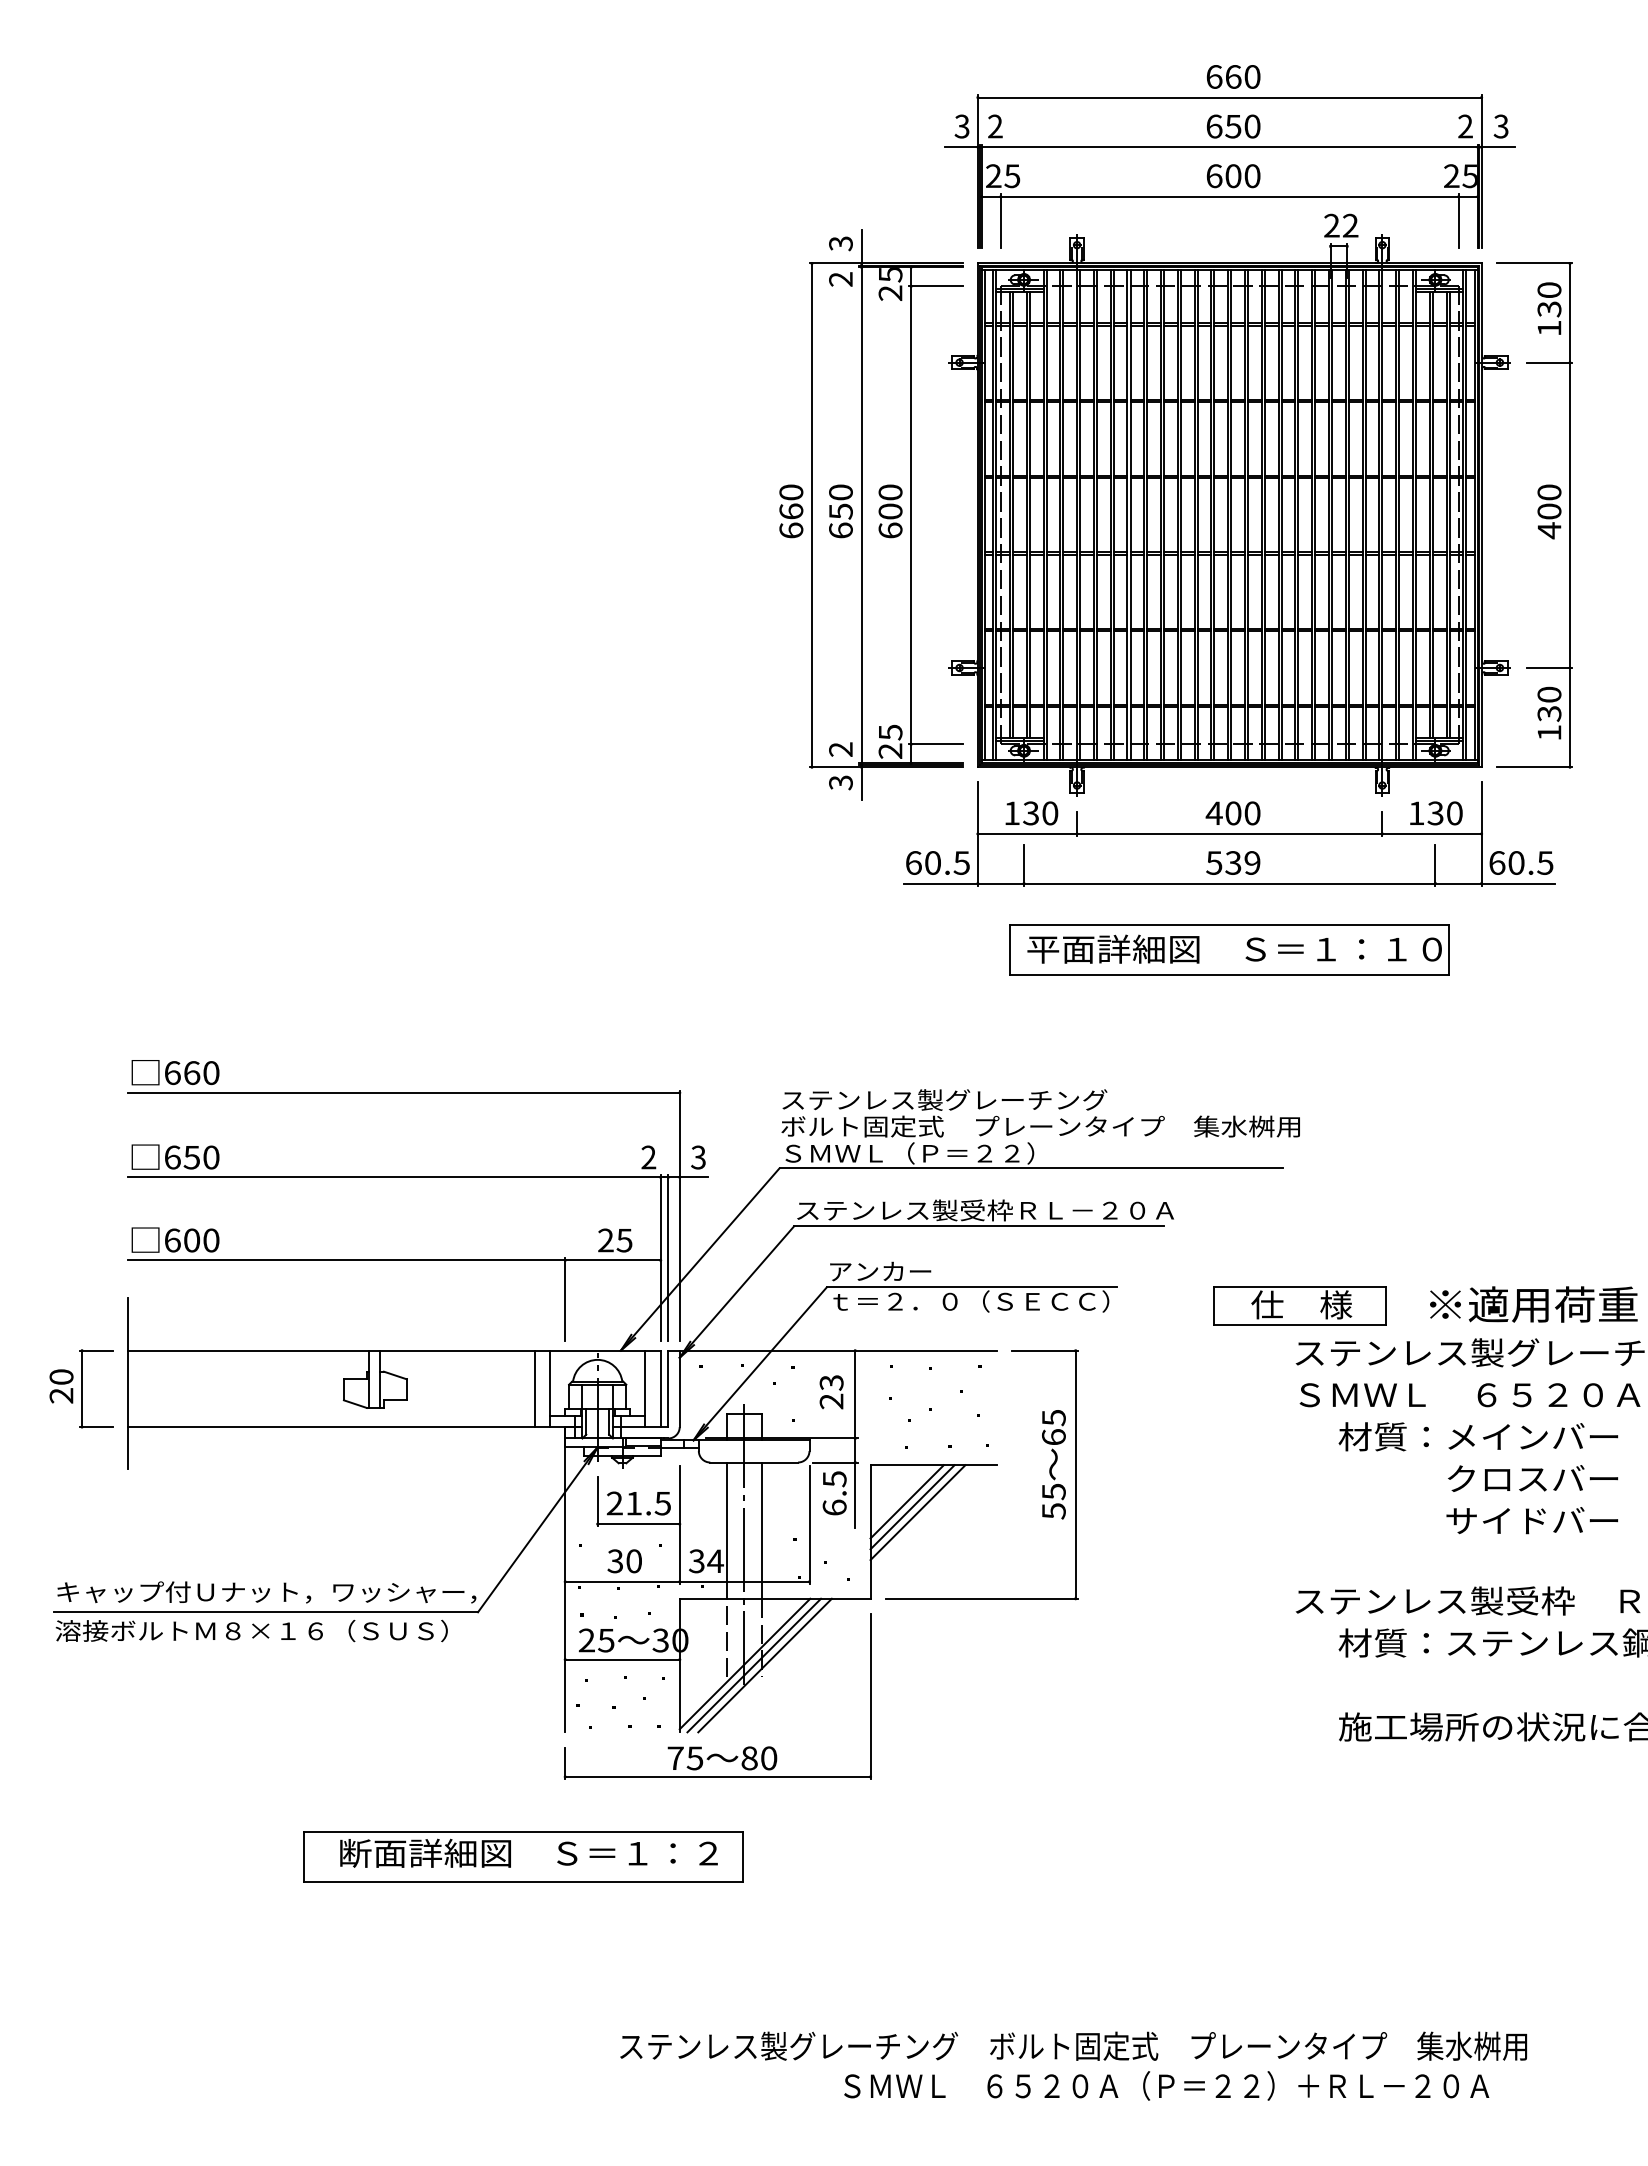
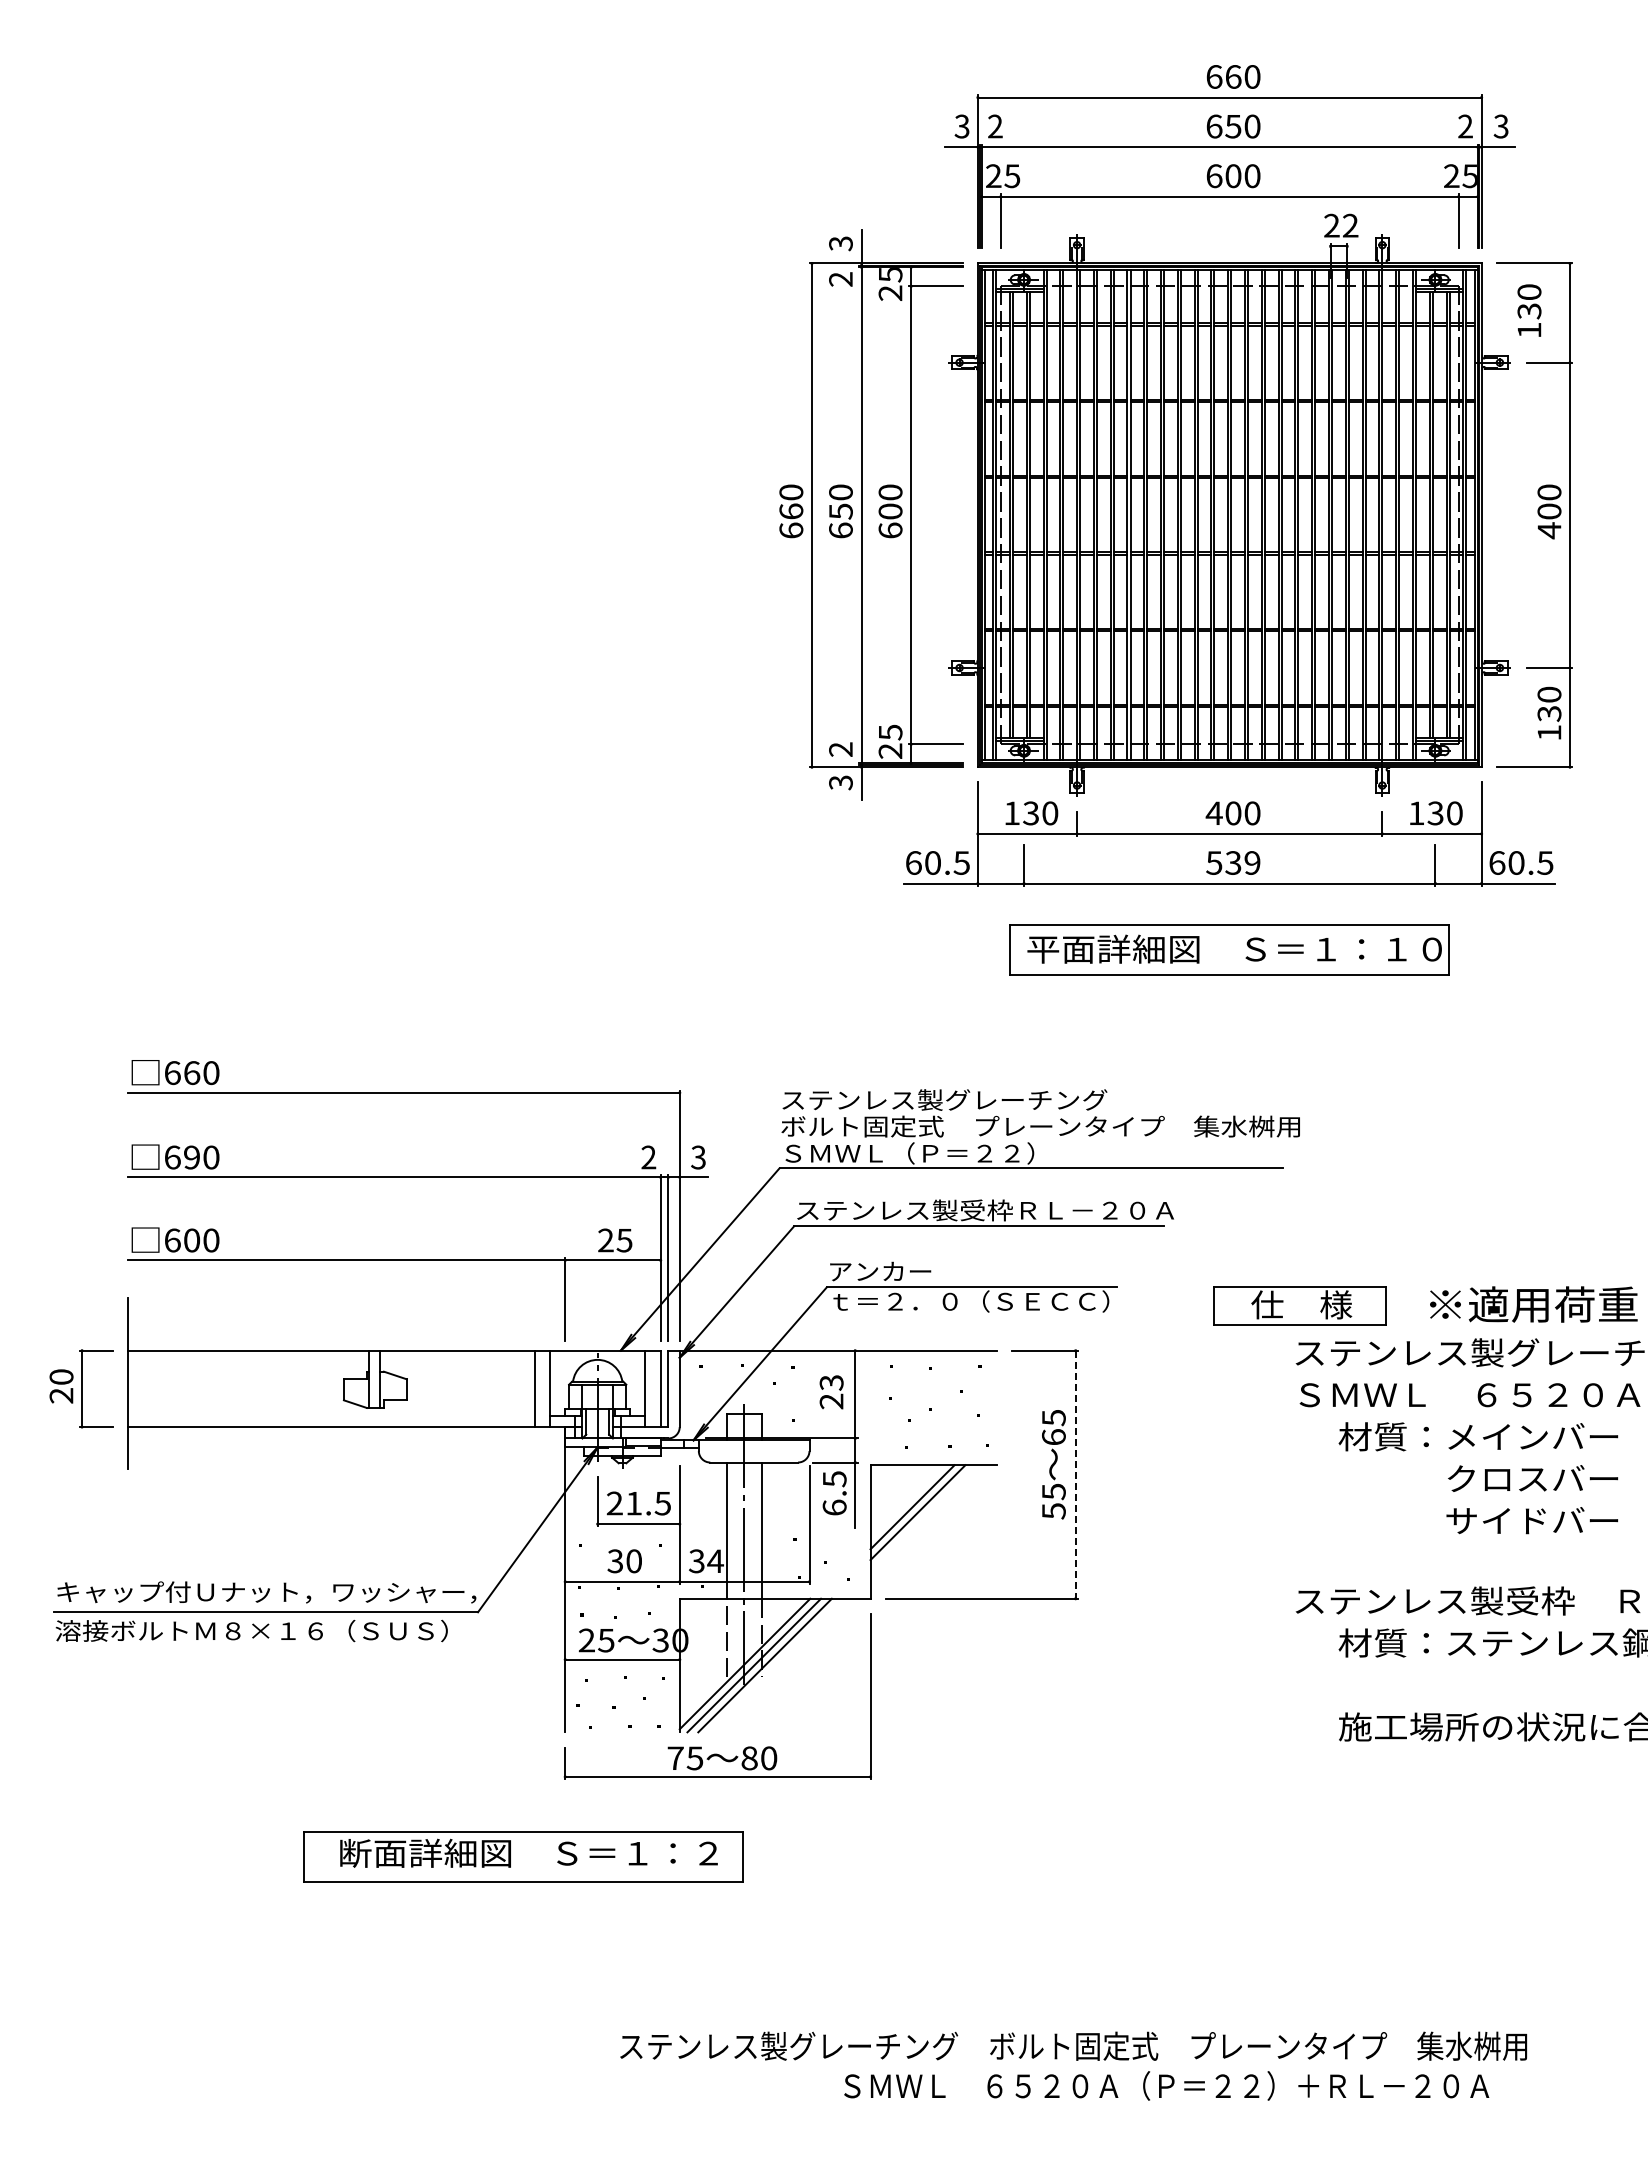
text position: (1549, 308) -> (1529, 310) (1529, 310)
text: 650 -> 690 (191, 1157)
line: solid -> dashed (1075, 1475)
line: present -> none (906, 1501)
